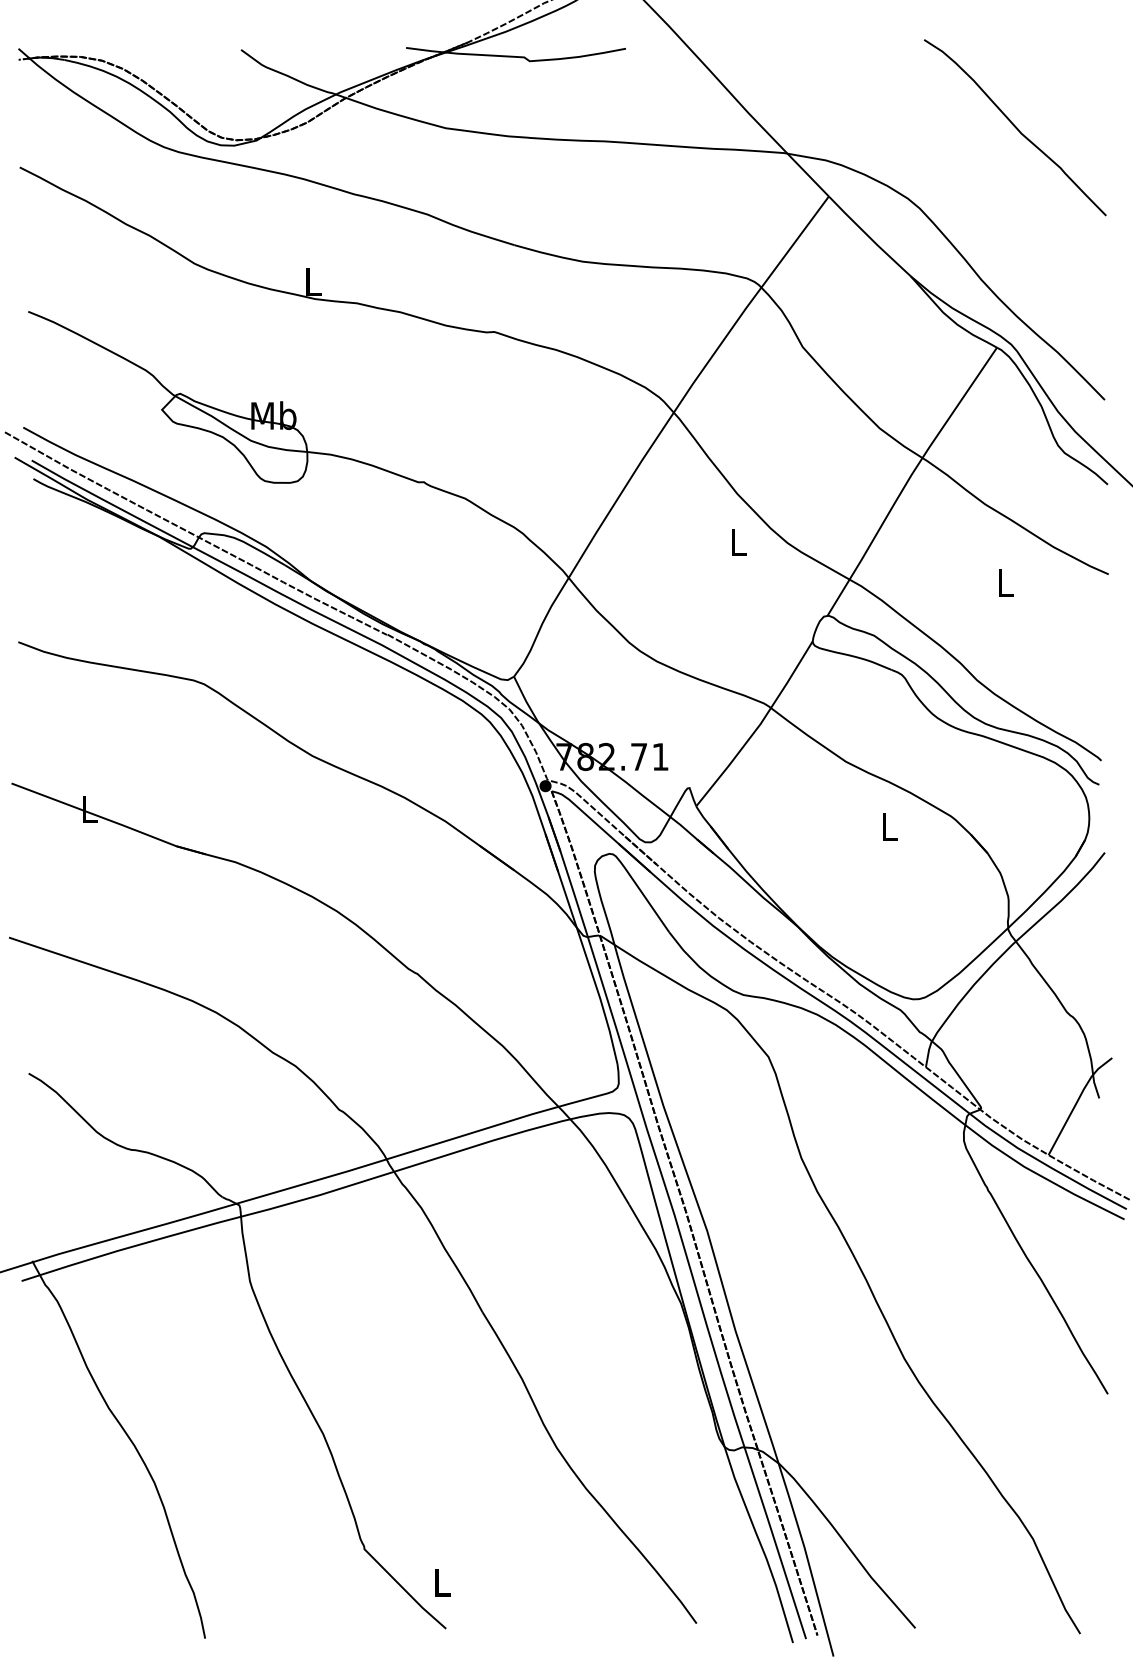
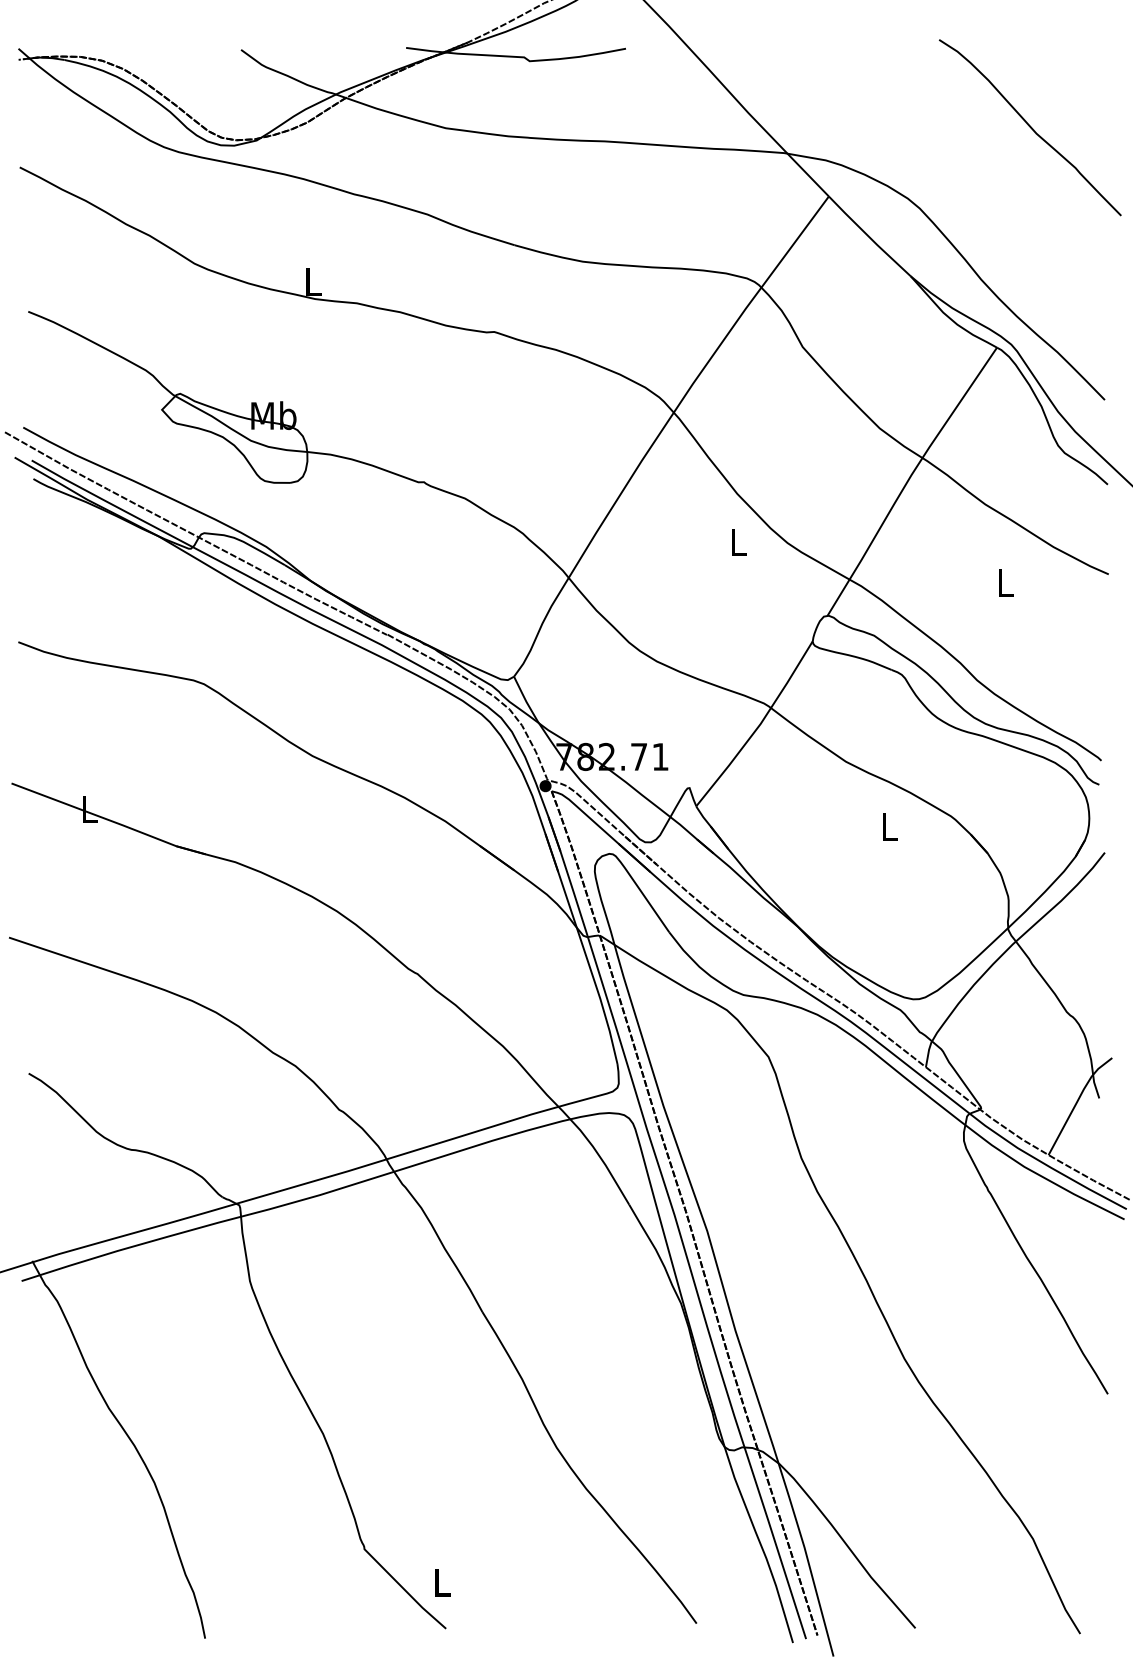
curve position: (1015, 127) -> (1030, 127) (1030, 127)
